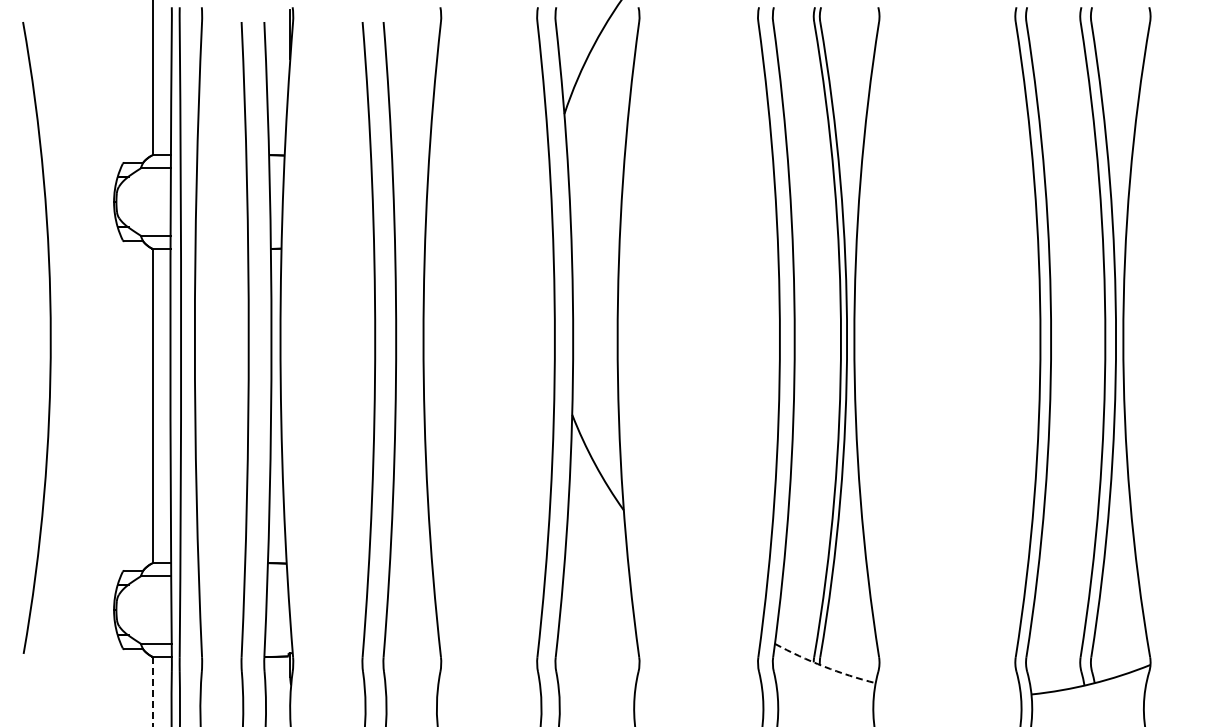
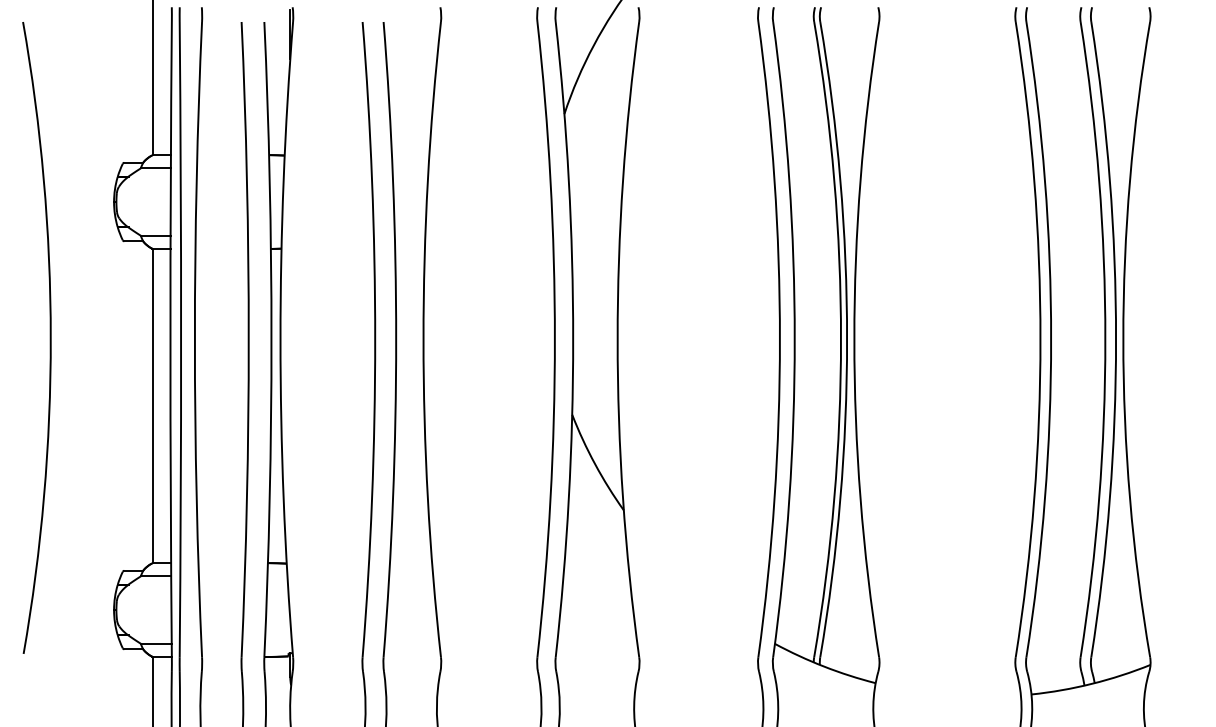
arc: dashed -> solid (824, 666)
line: dashed -> solid (153, 691)
